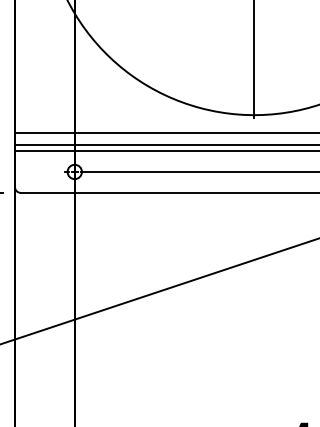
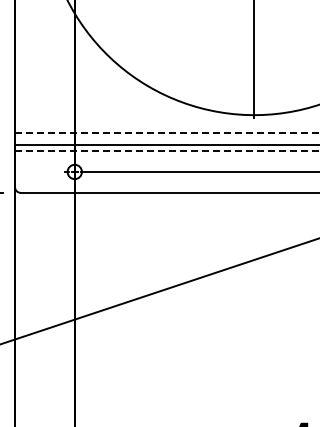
line: solid -> dashed (167, 133)
line: solid -> dashed (167, 151)
